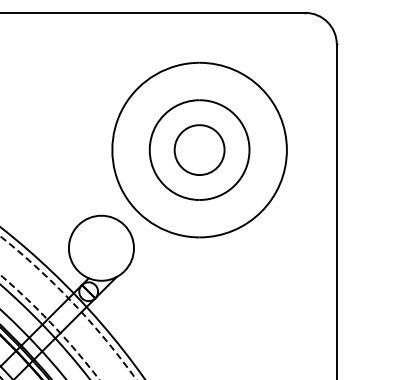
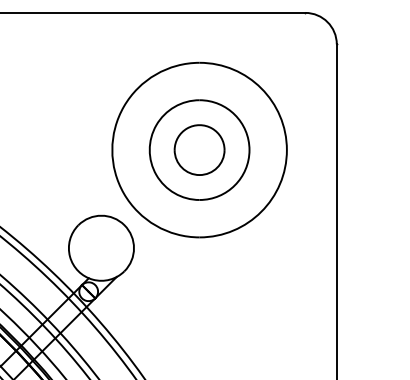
arc: dashed -> solid (72, 302)
arc: dashed -> solid (52, 324)
